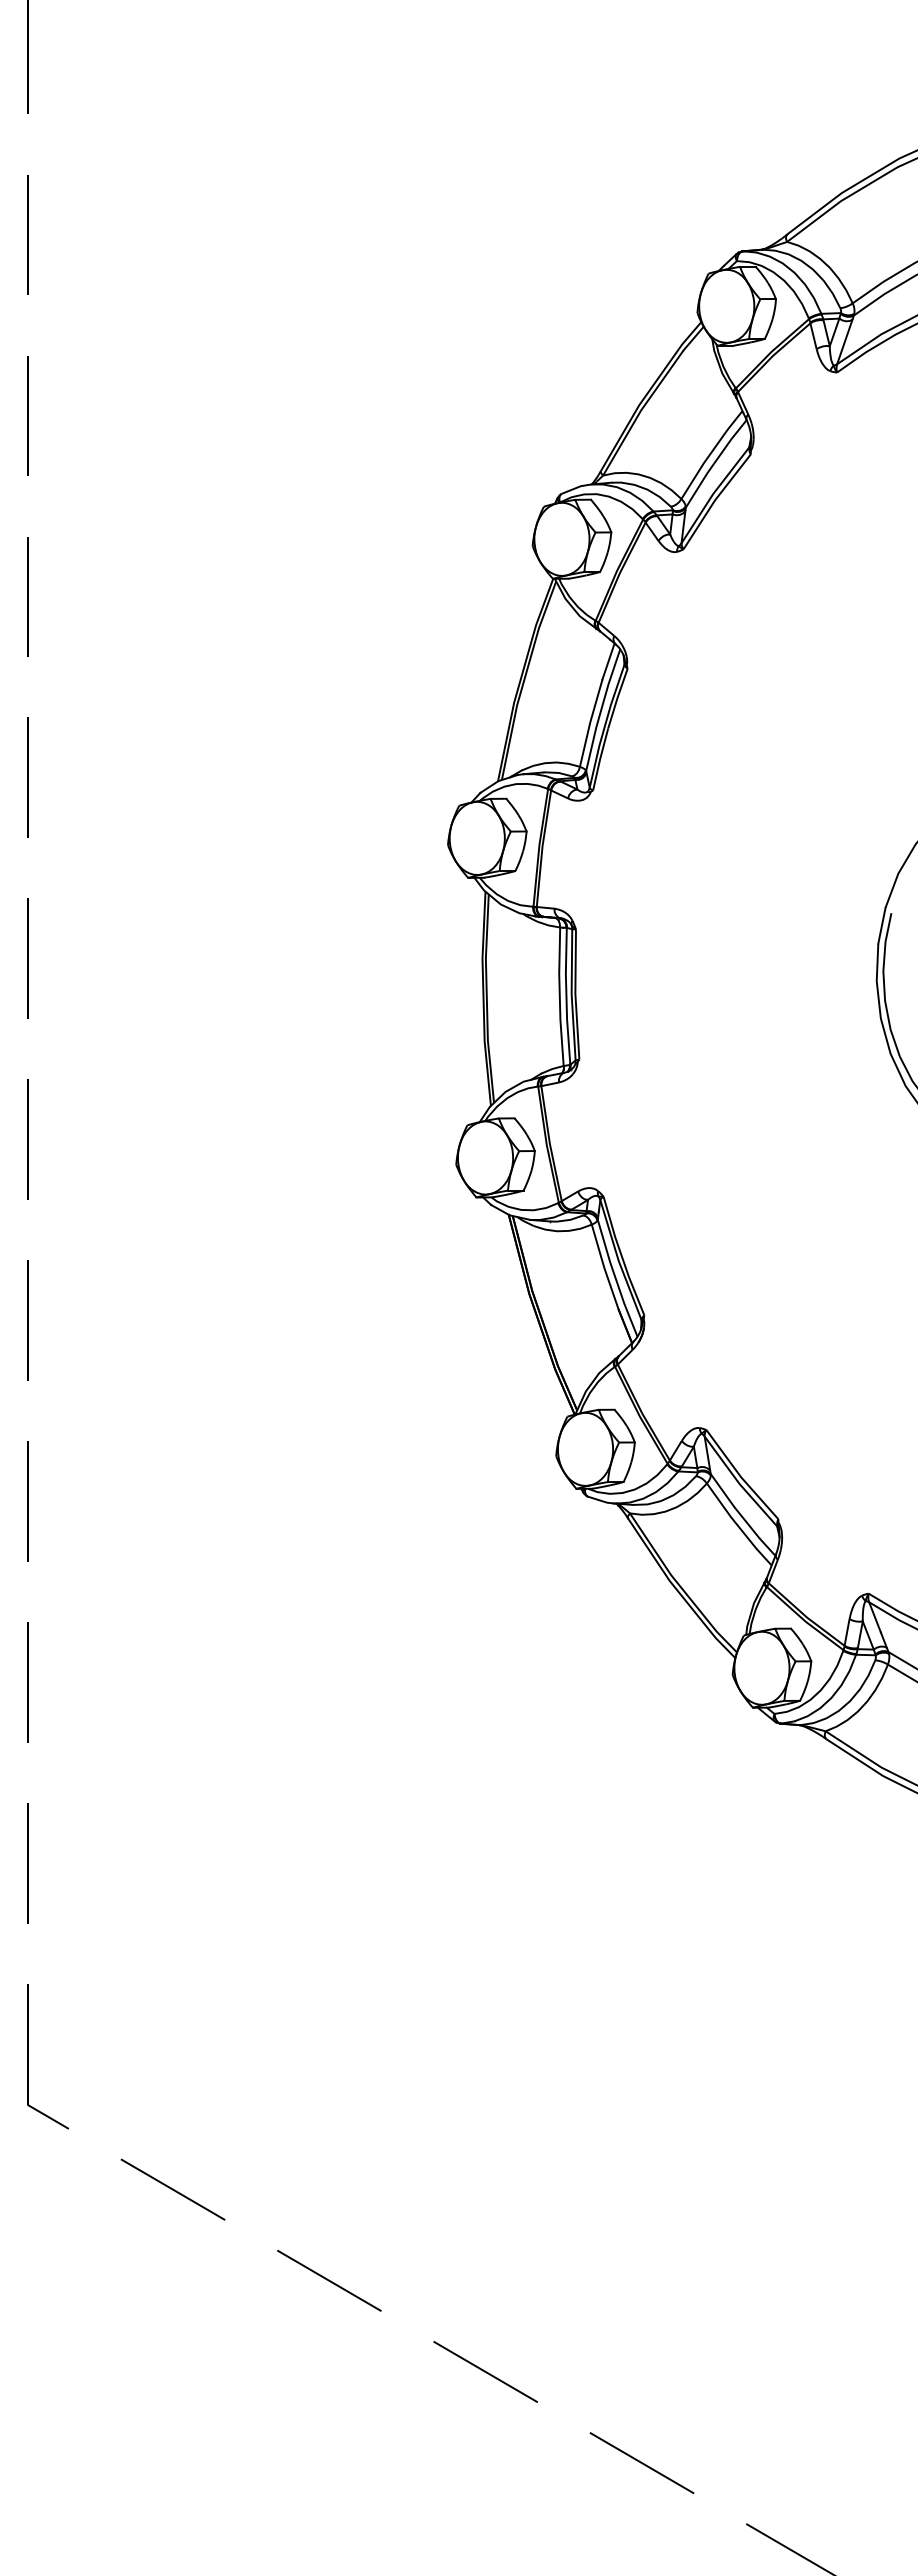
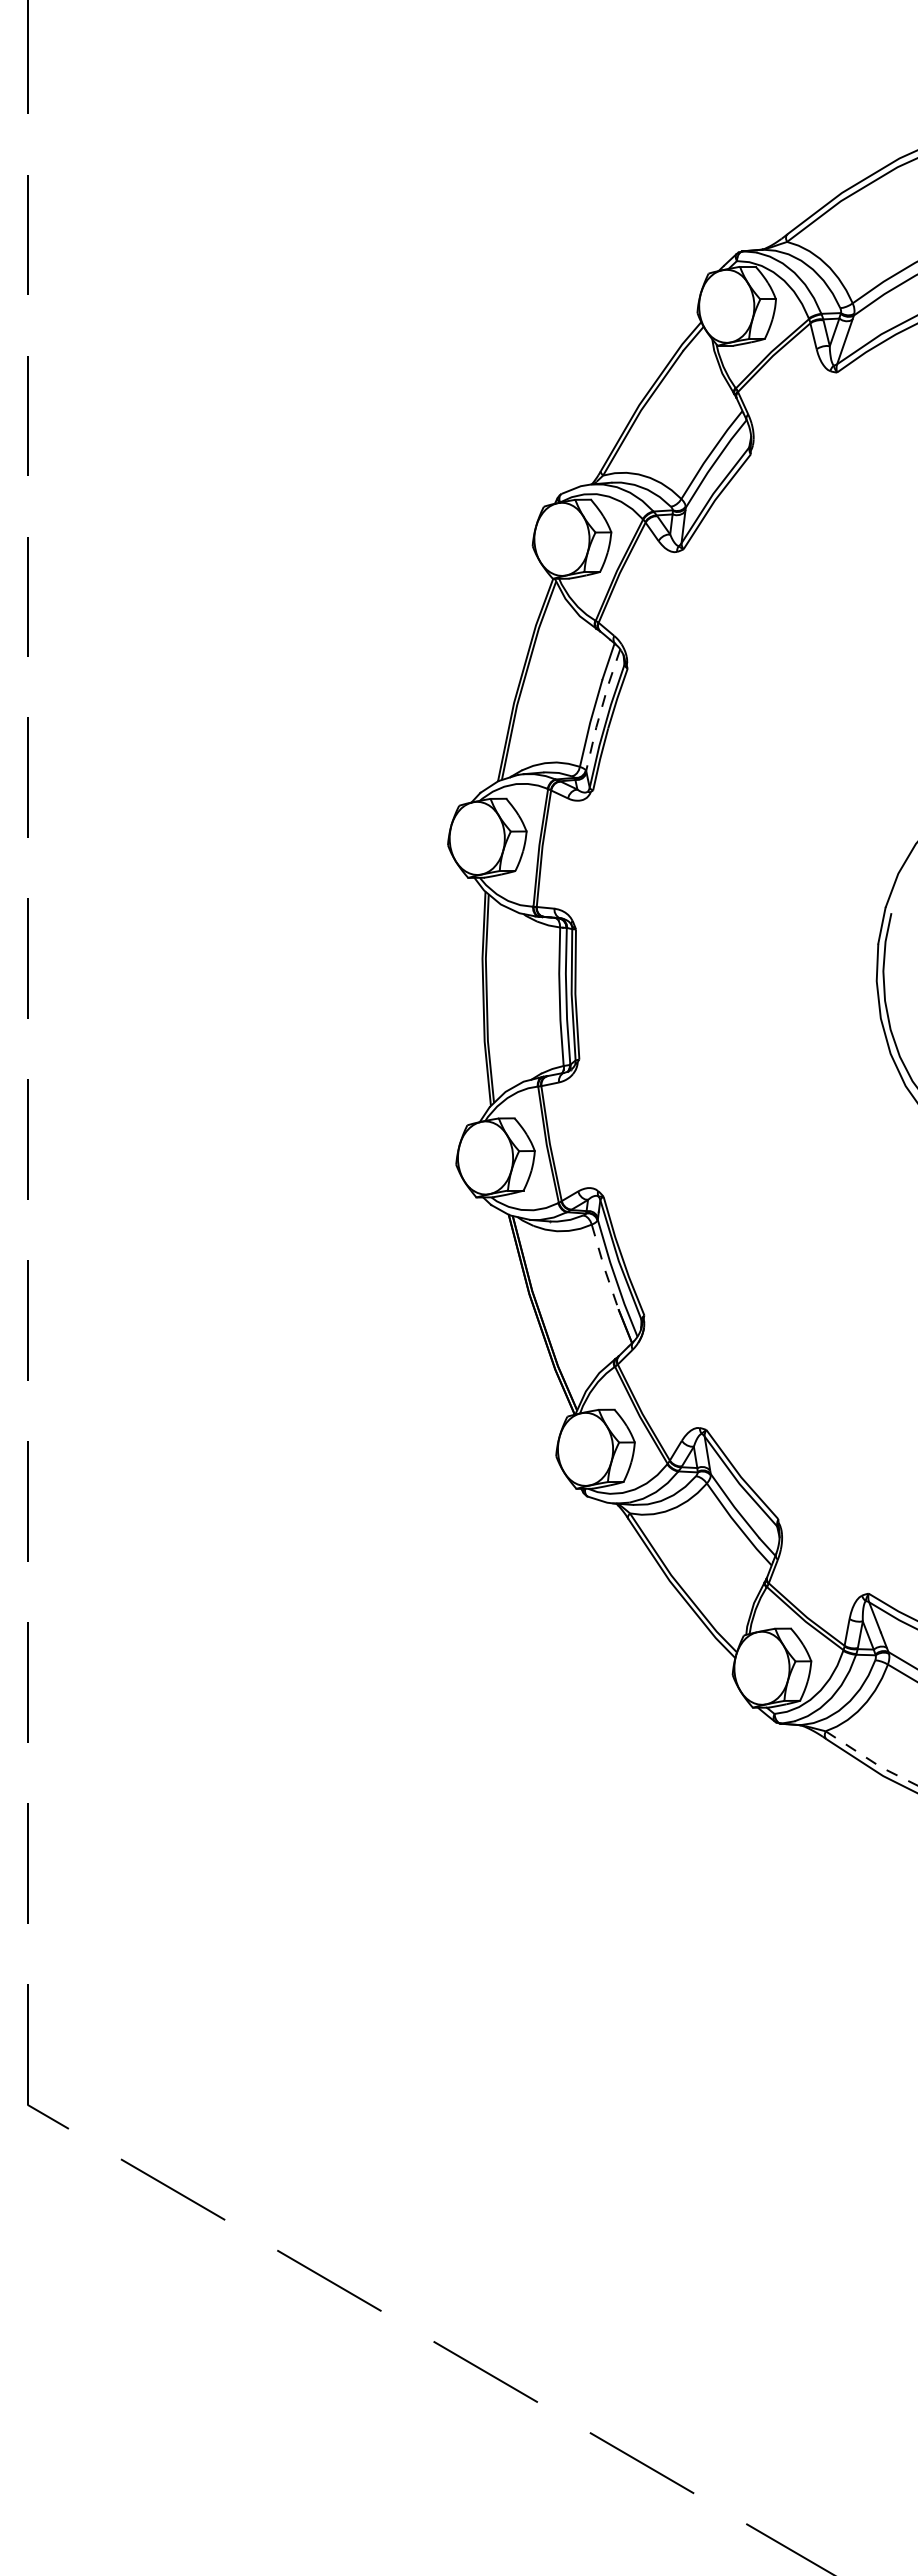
line: solid -> dashed (601, 709)
line: solid -> dashed (604, 1267)
line: solid -> dashed (871, 1761)
